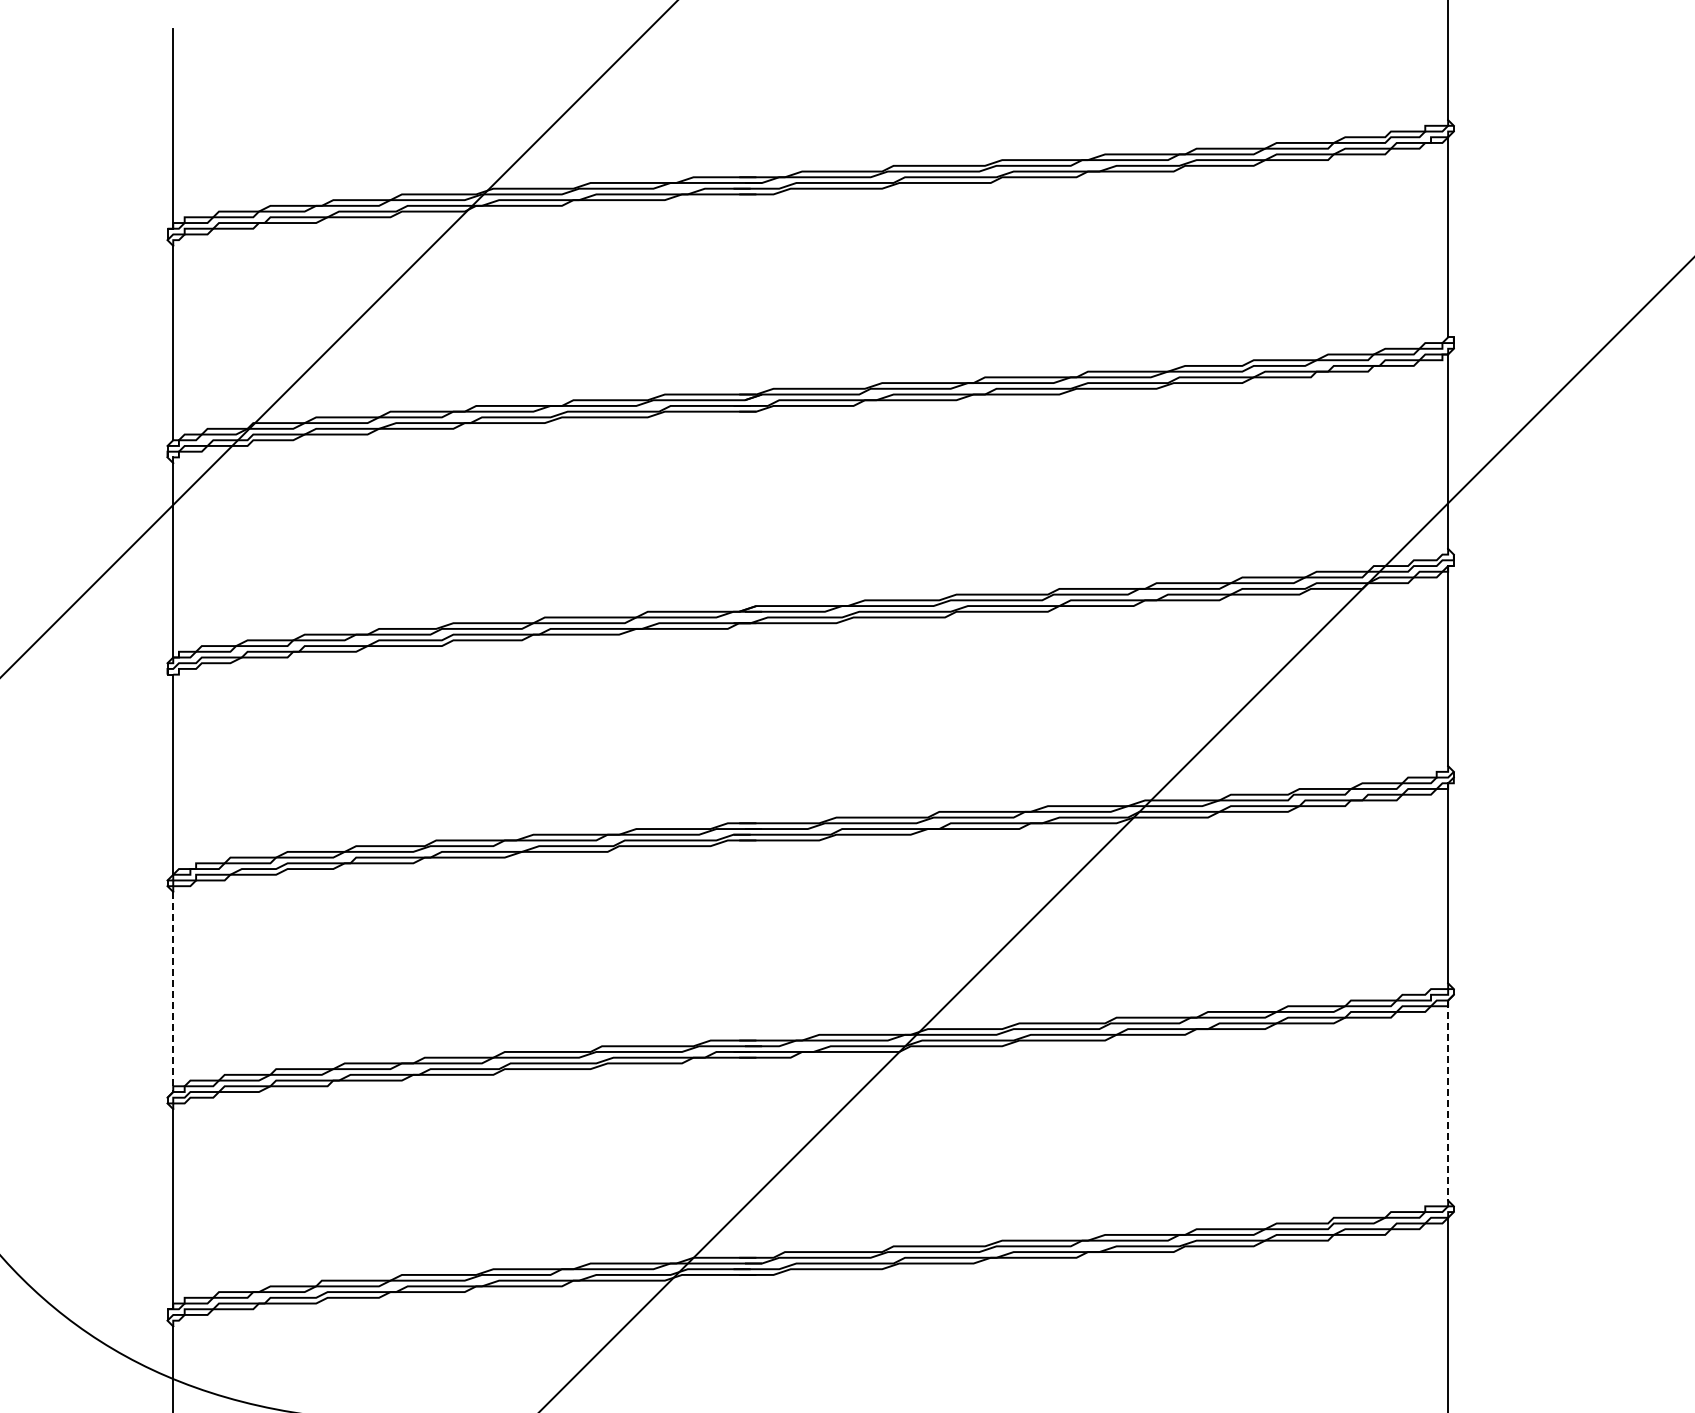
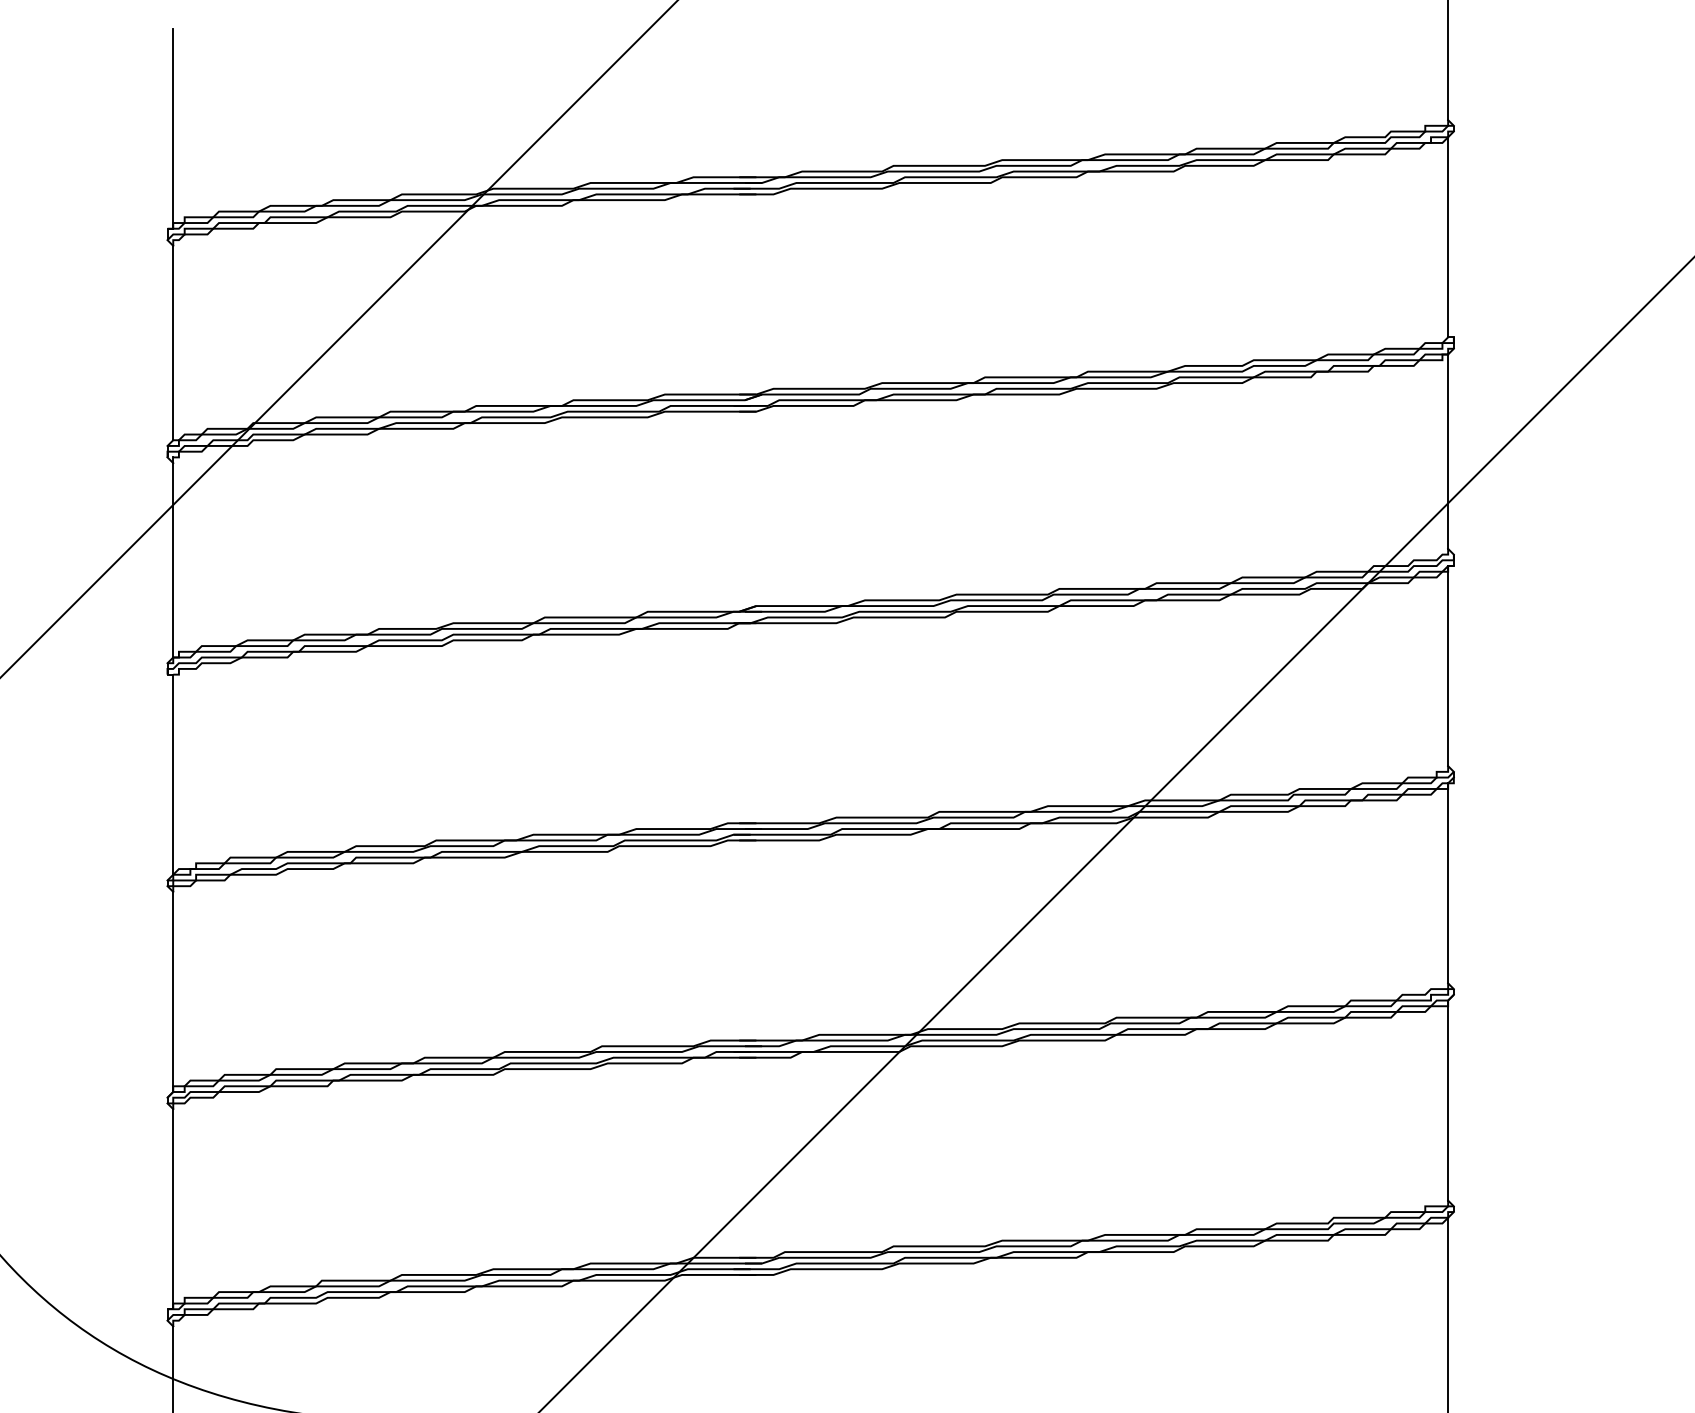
line: dashed -> solid (173, 992)
line: dashed -> solid (1448, 1101)
